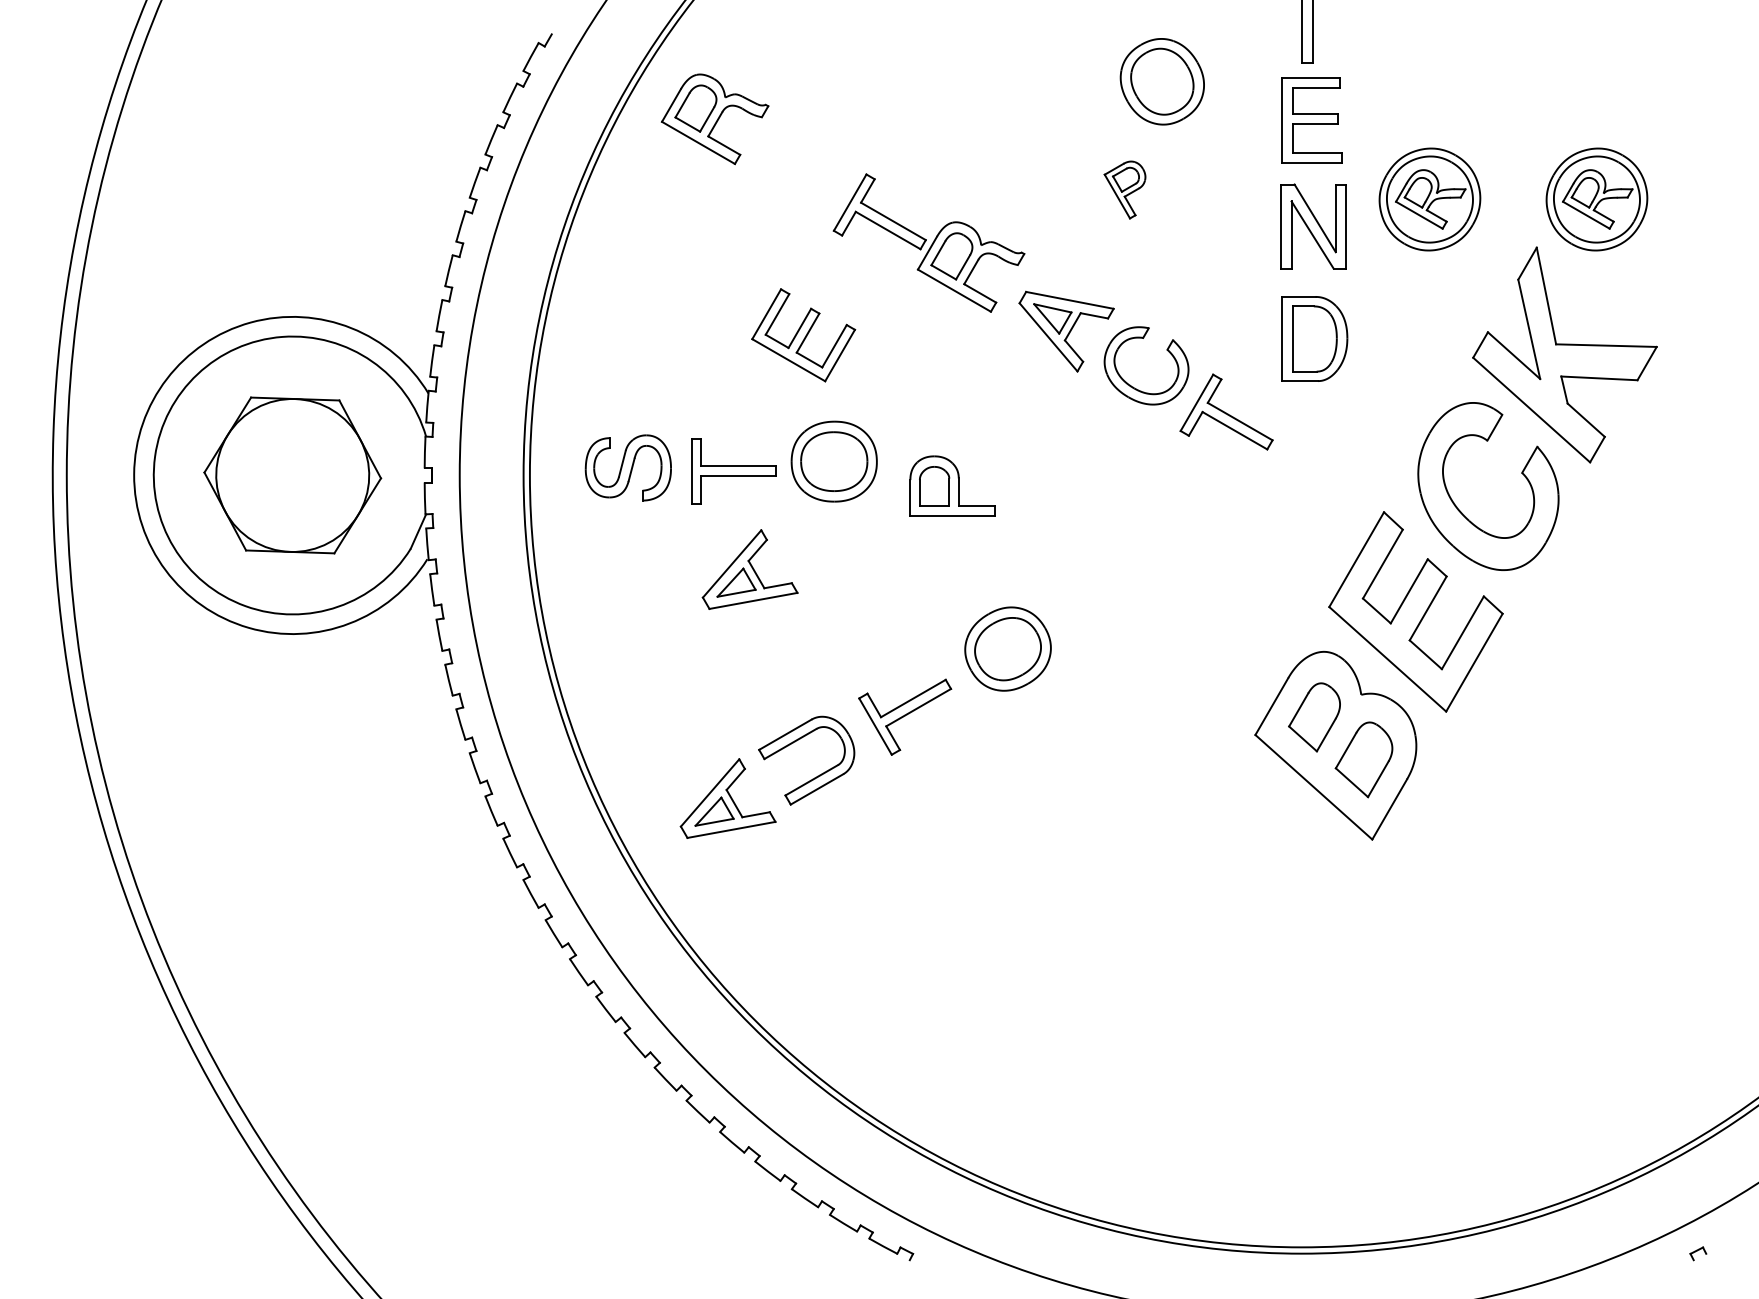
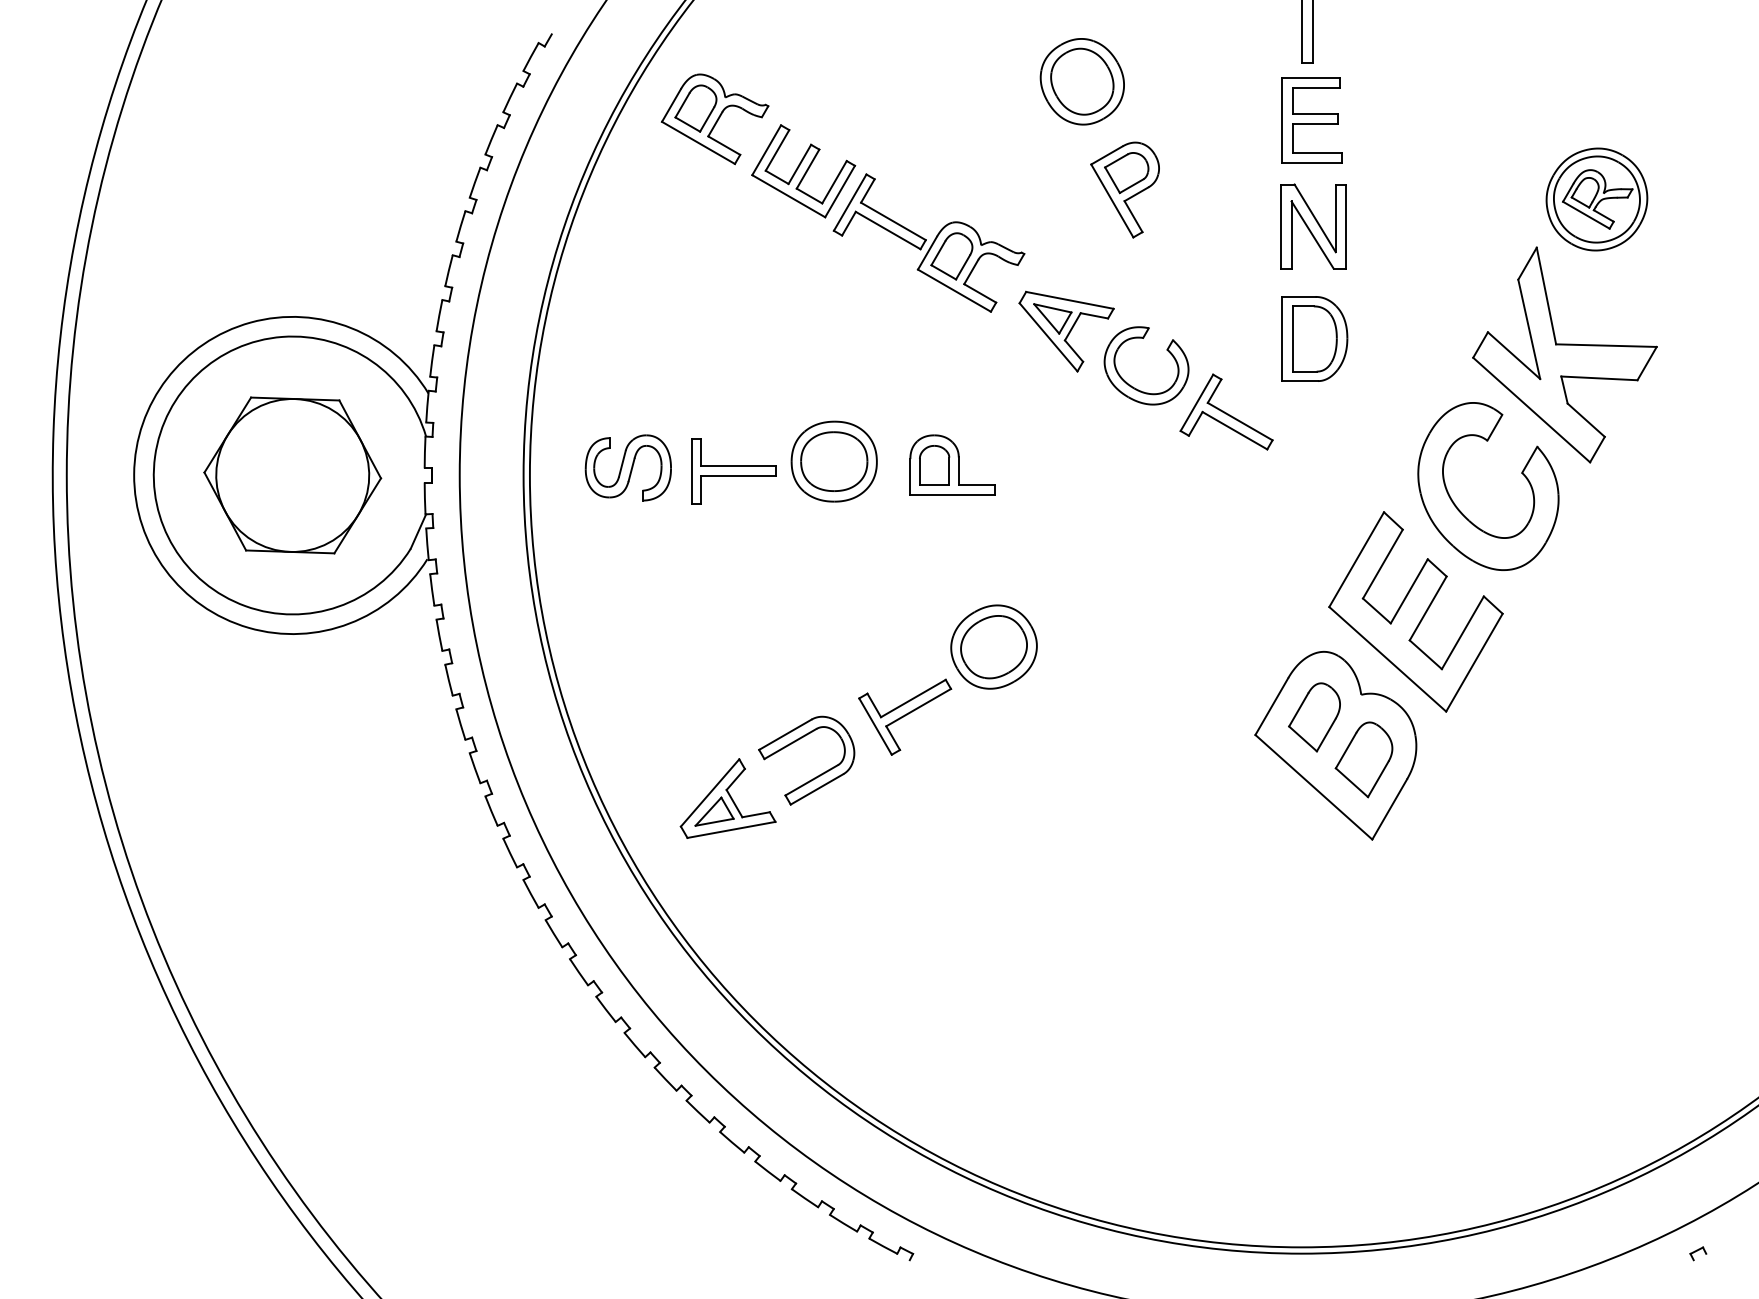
part position: (1161, 81) -> (1081, 81) (1081, 81)
part size: 44x60 px -> 70x98 px (1124, 189)
part: present -> none (1429, 199)
part position: (803, 335) -> (803, 171) (803, 171)
part position: (952, 485) -> (952, 464) (952, 464)
part: present -> none (749, 569)
part position: (1007, 648) -> (993, 646) (993, 646)
